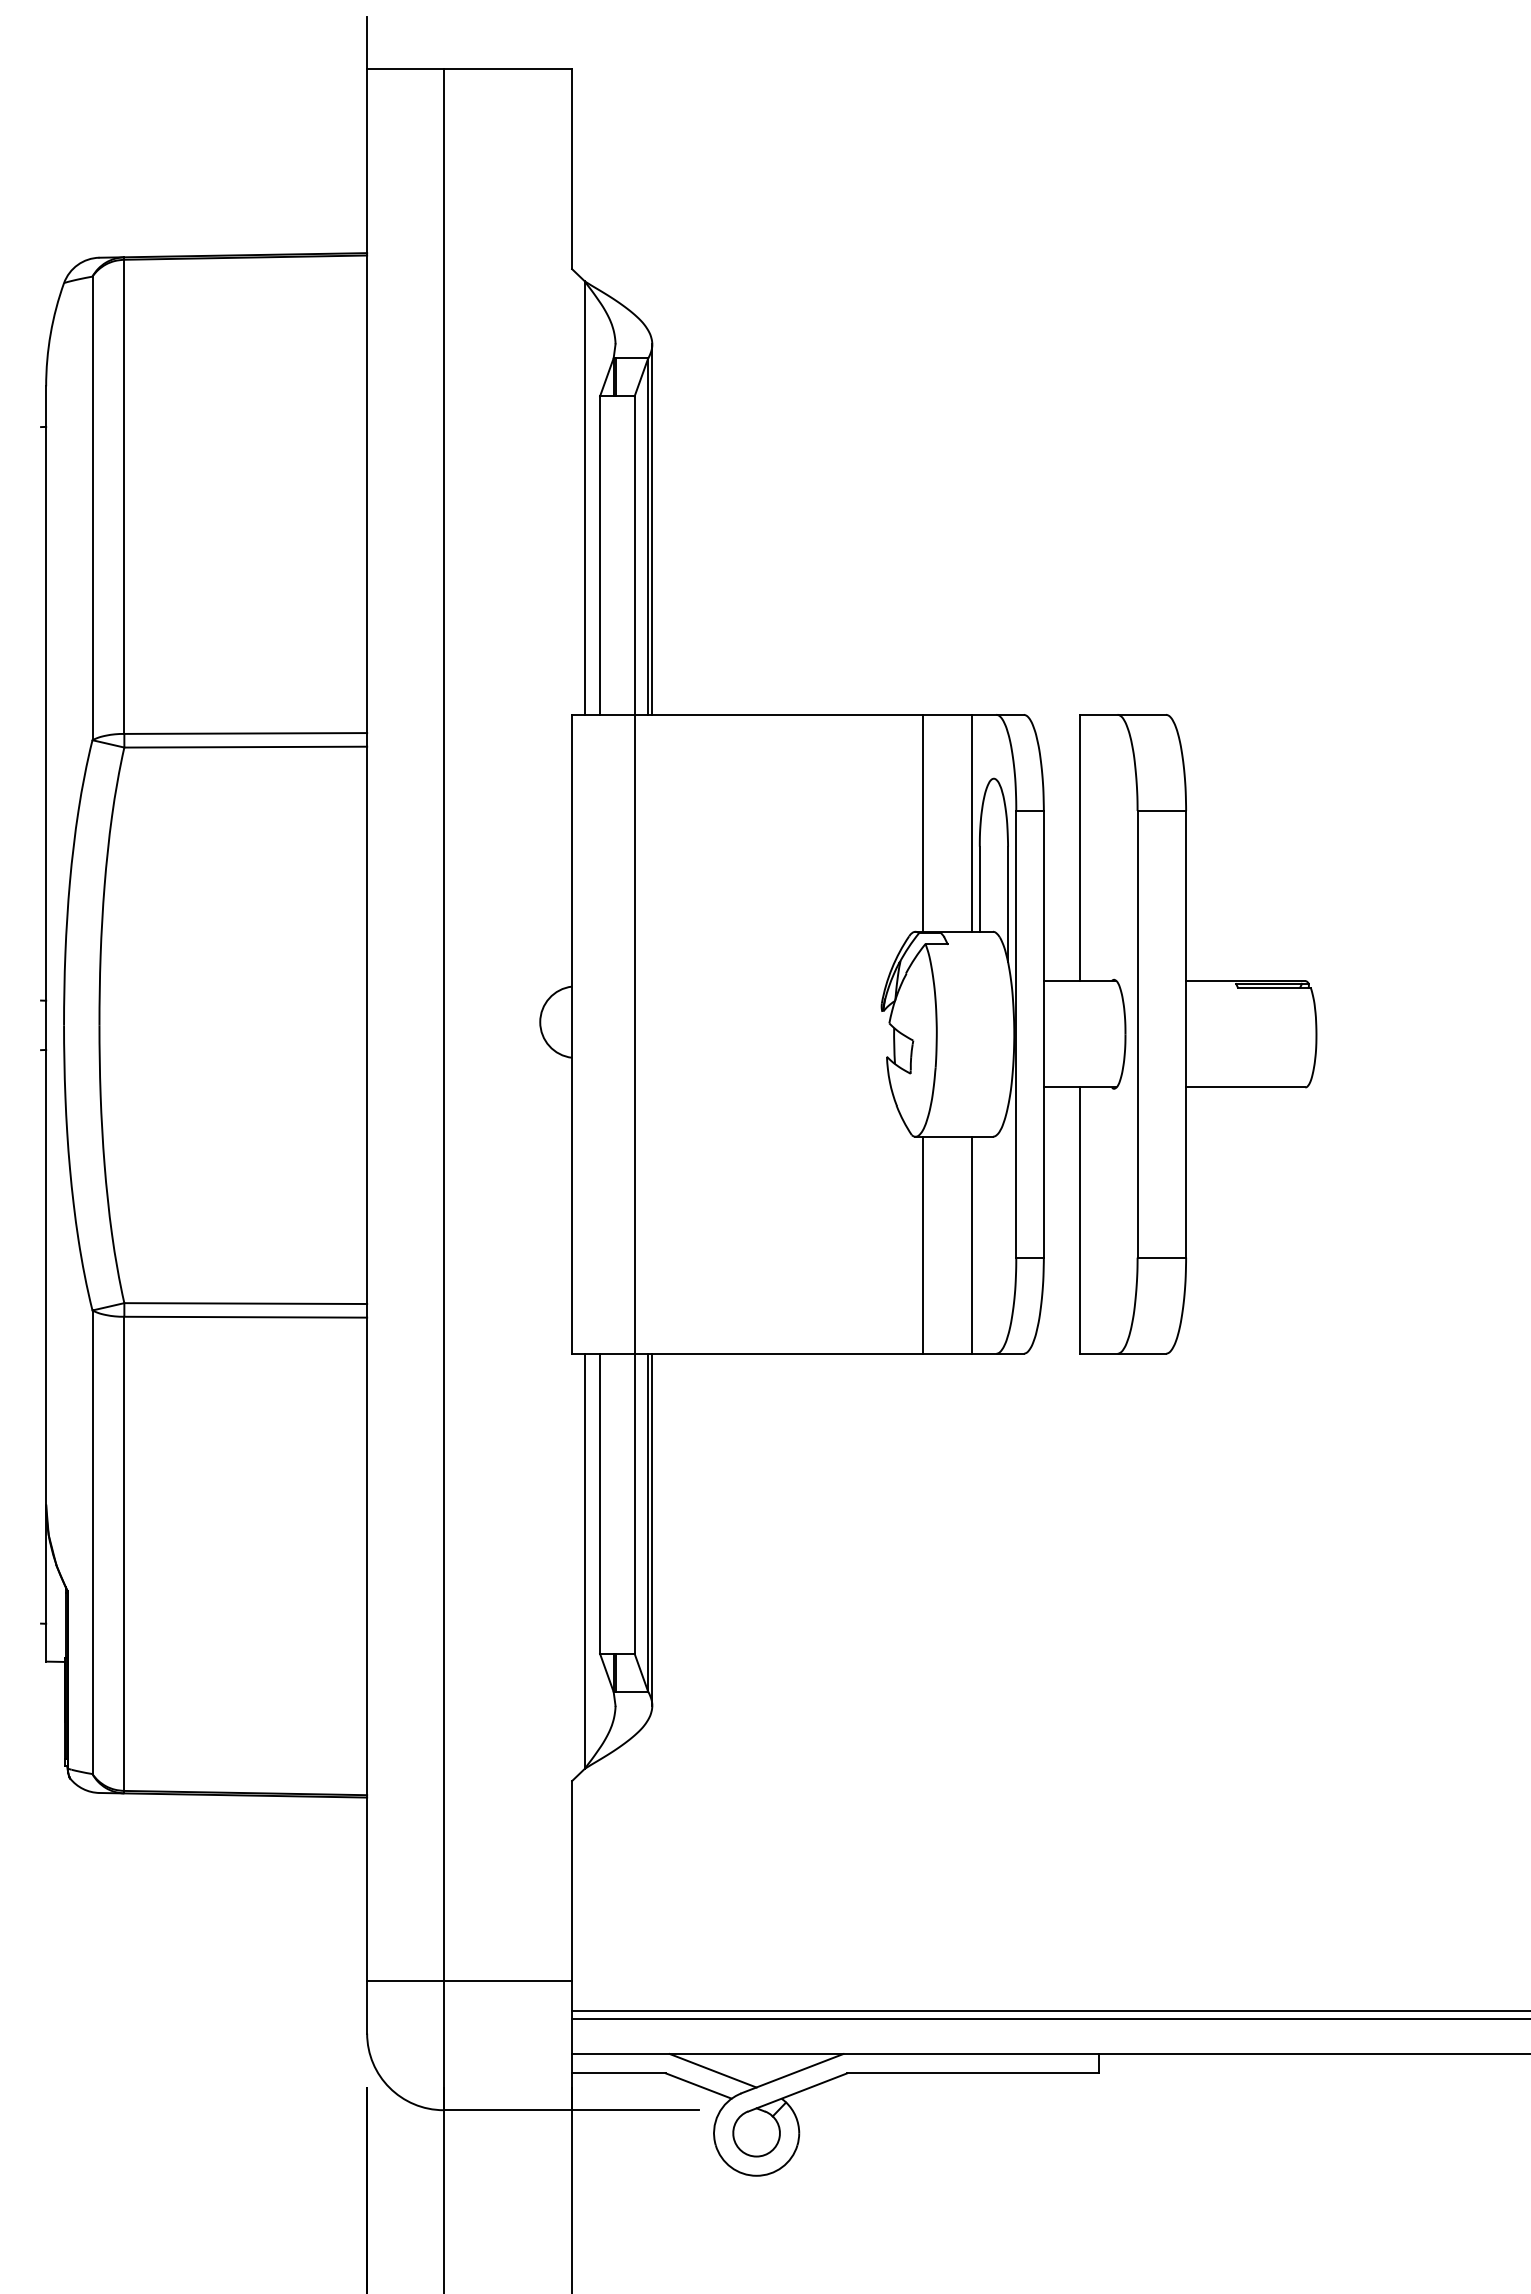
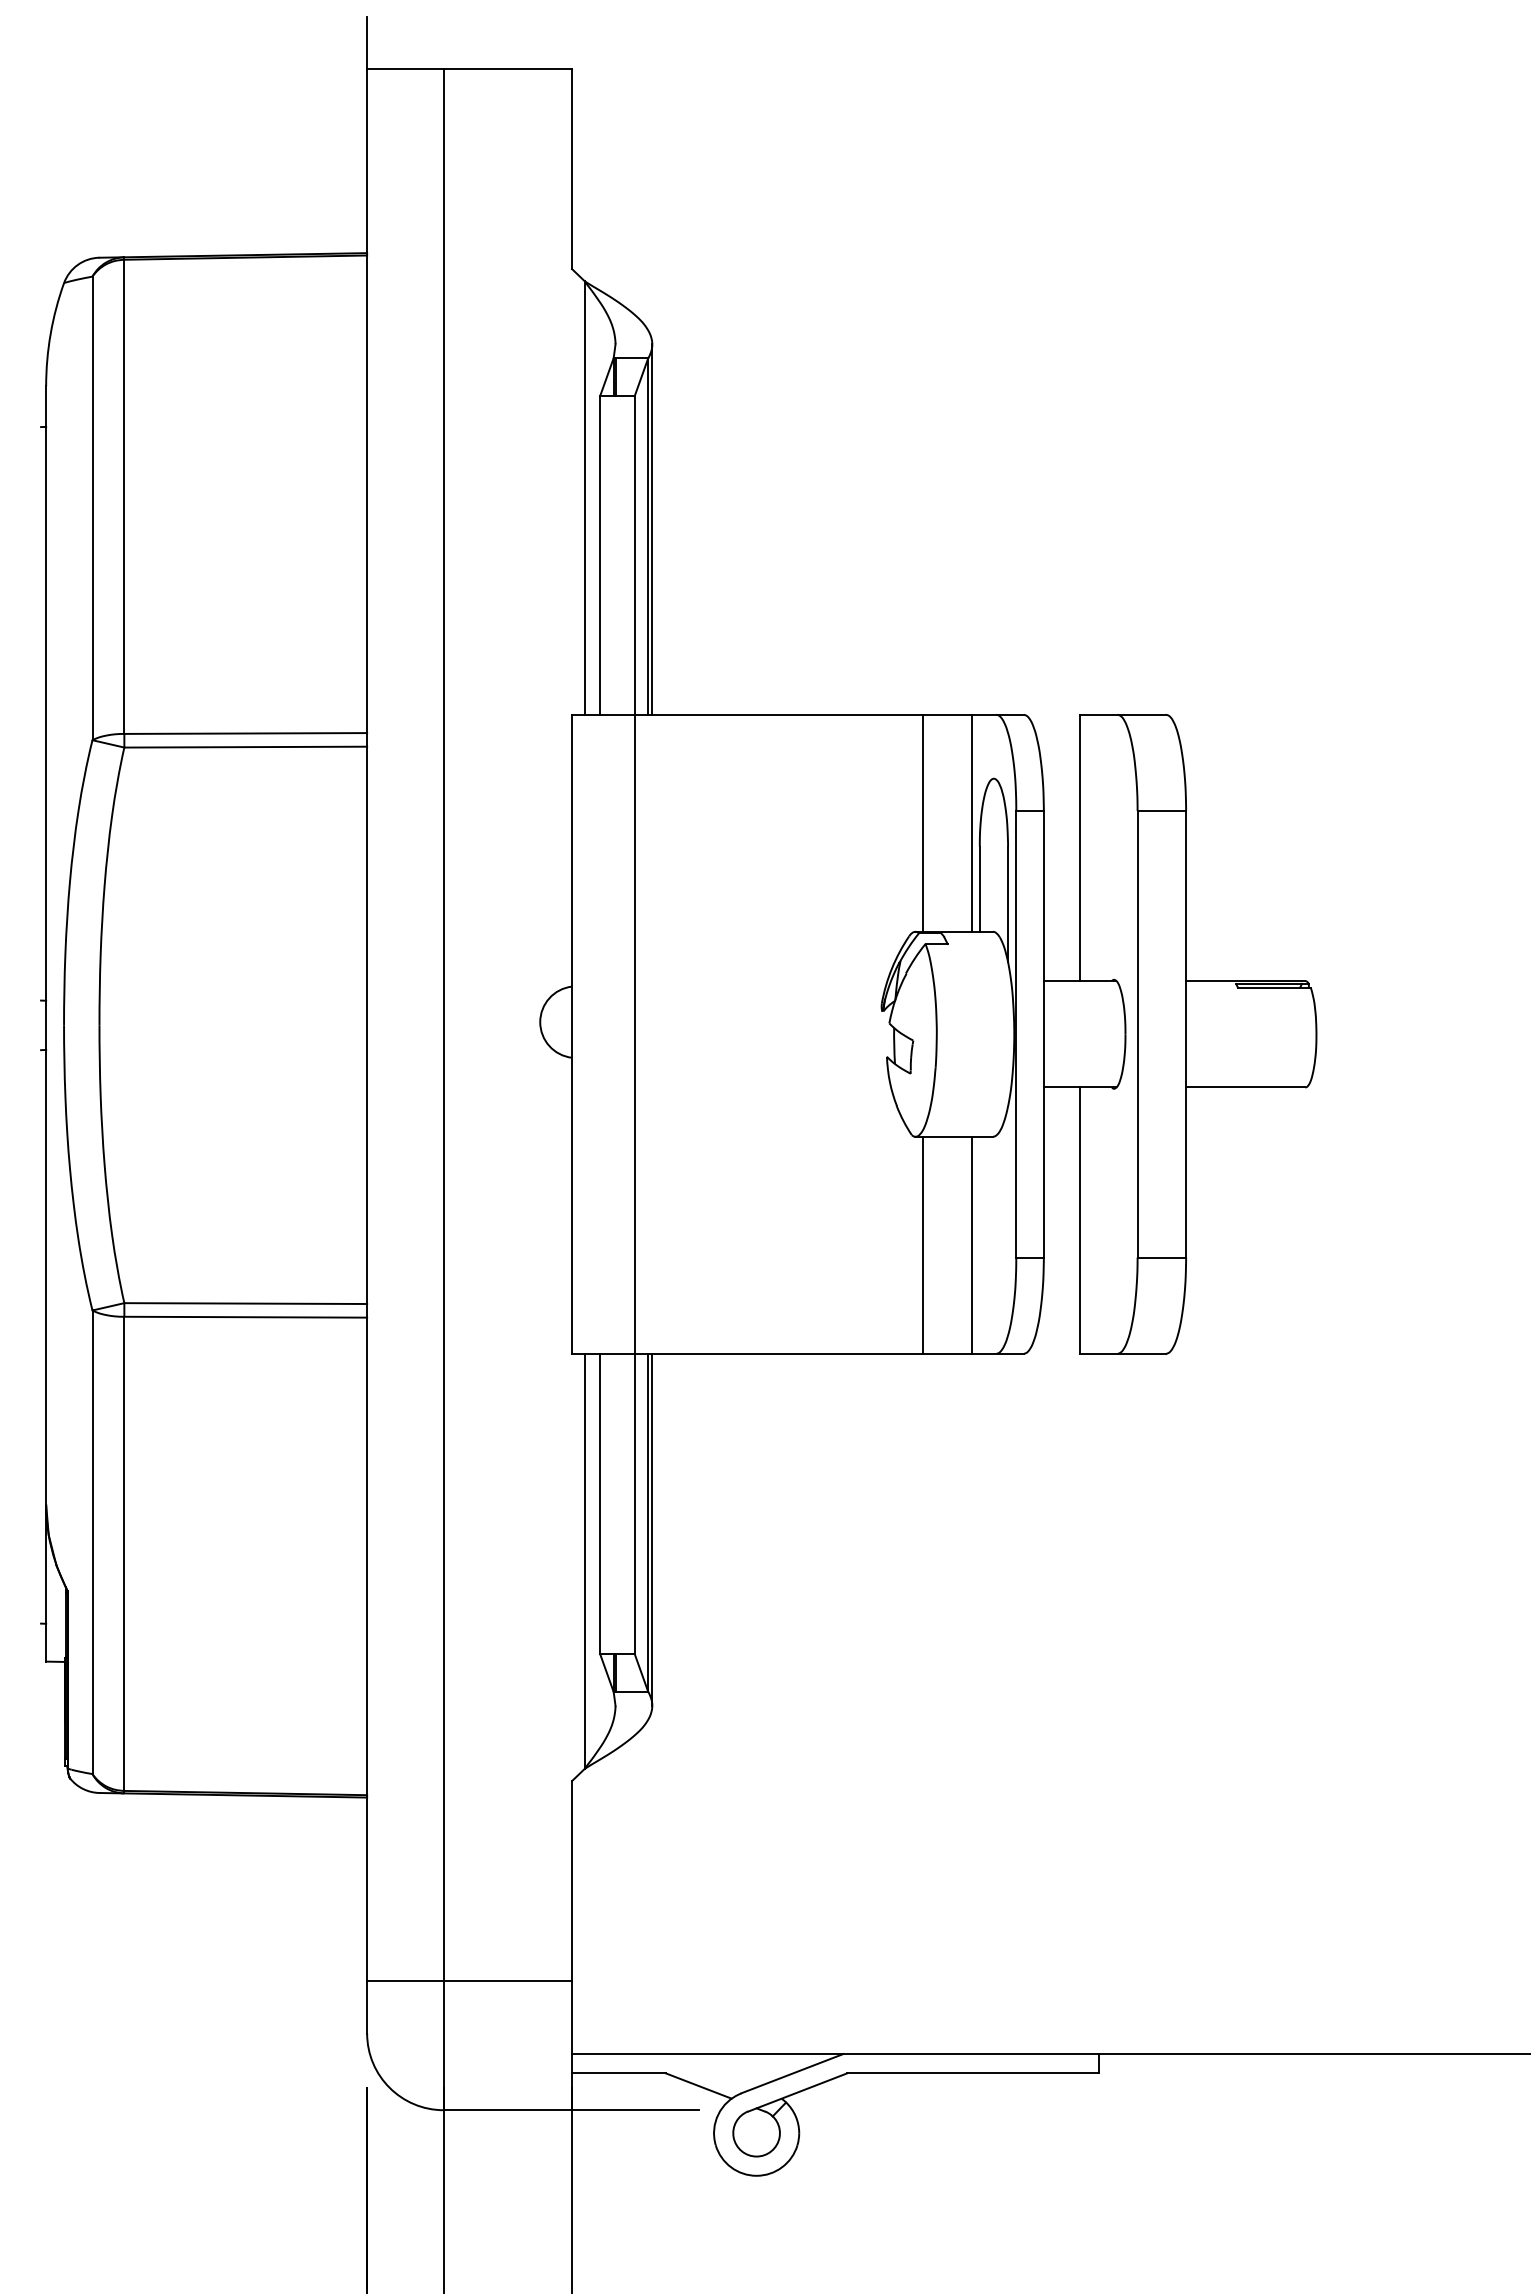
line: present -> none (1049, 2011)
line: present -> none (1049, 2018)
line: present -> none (712, 2070)
